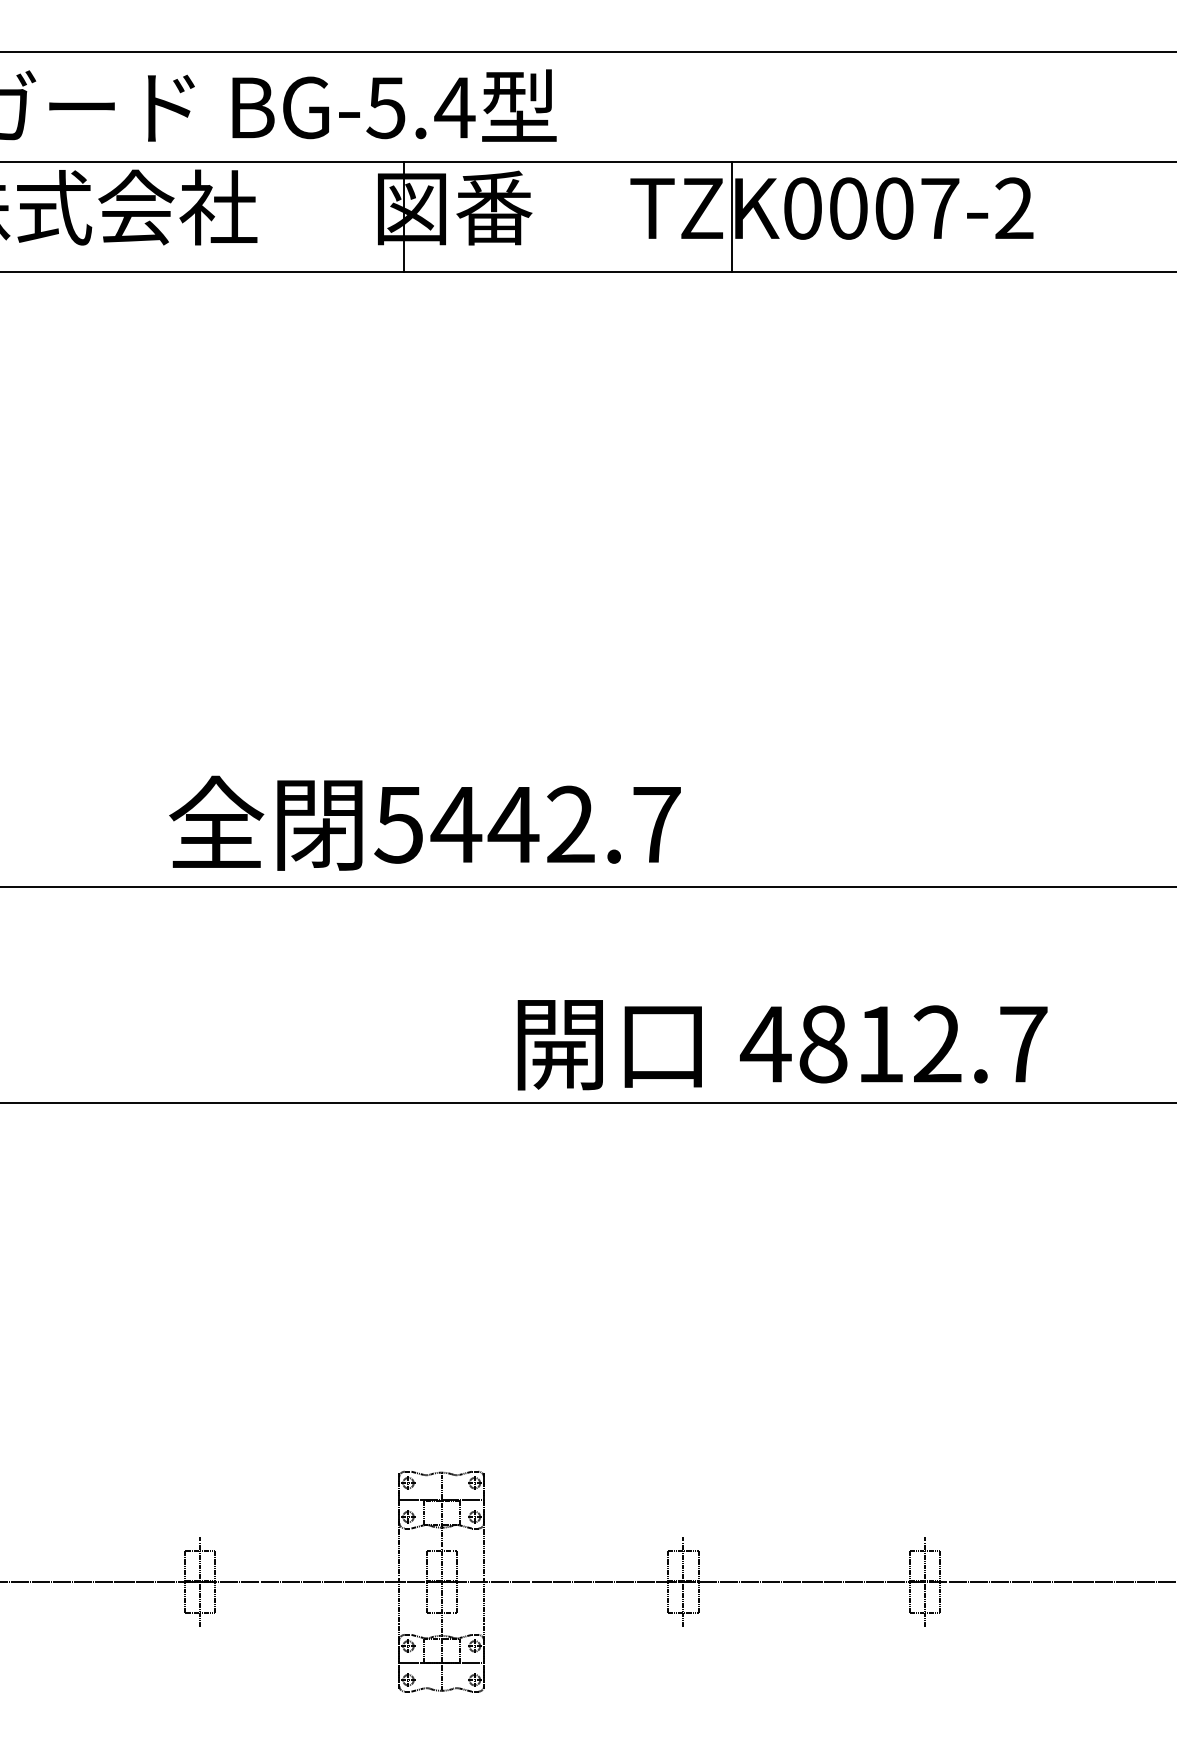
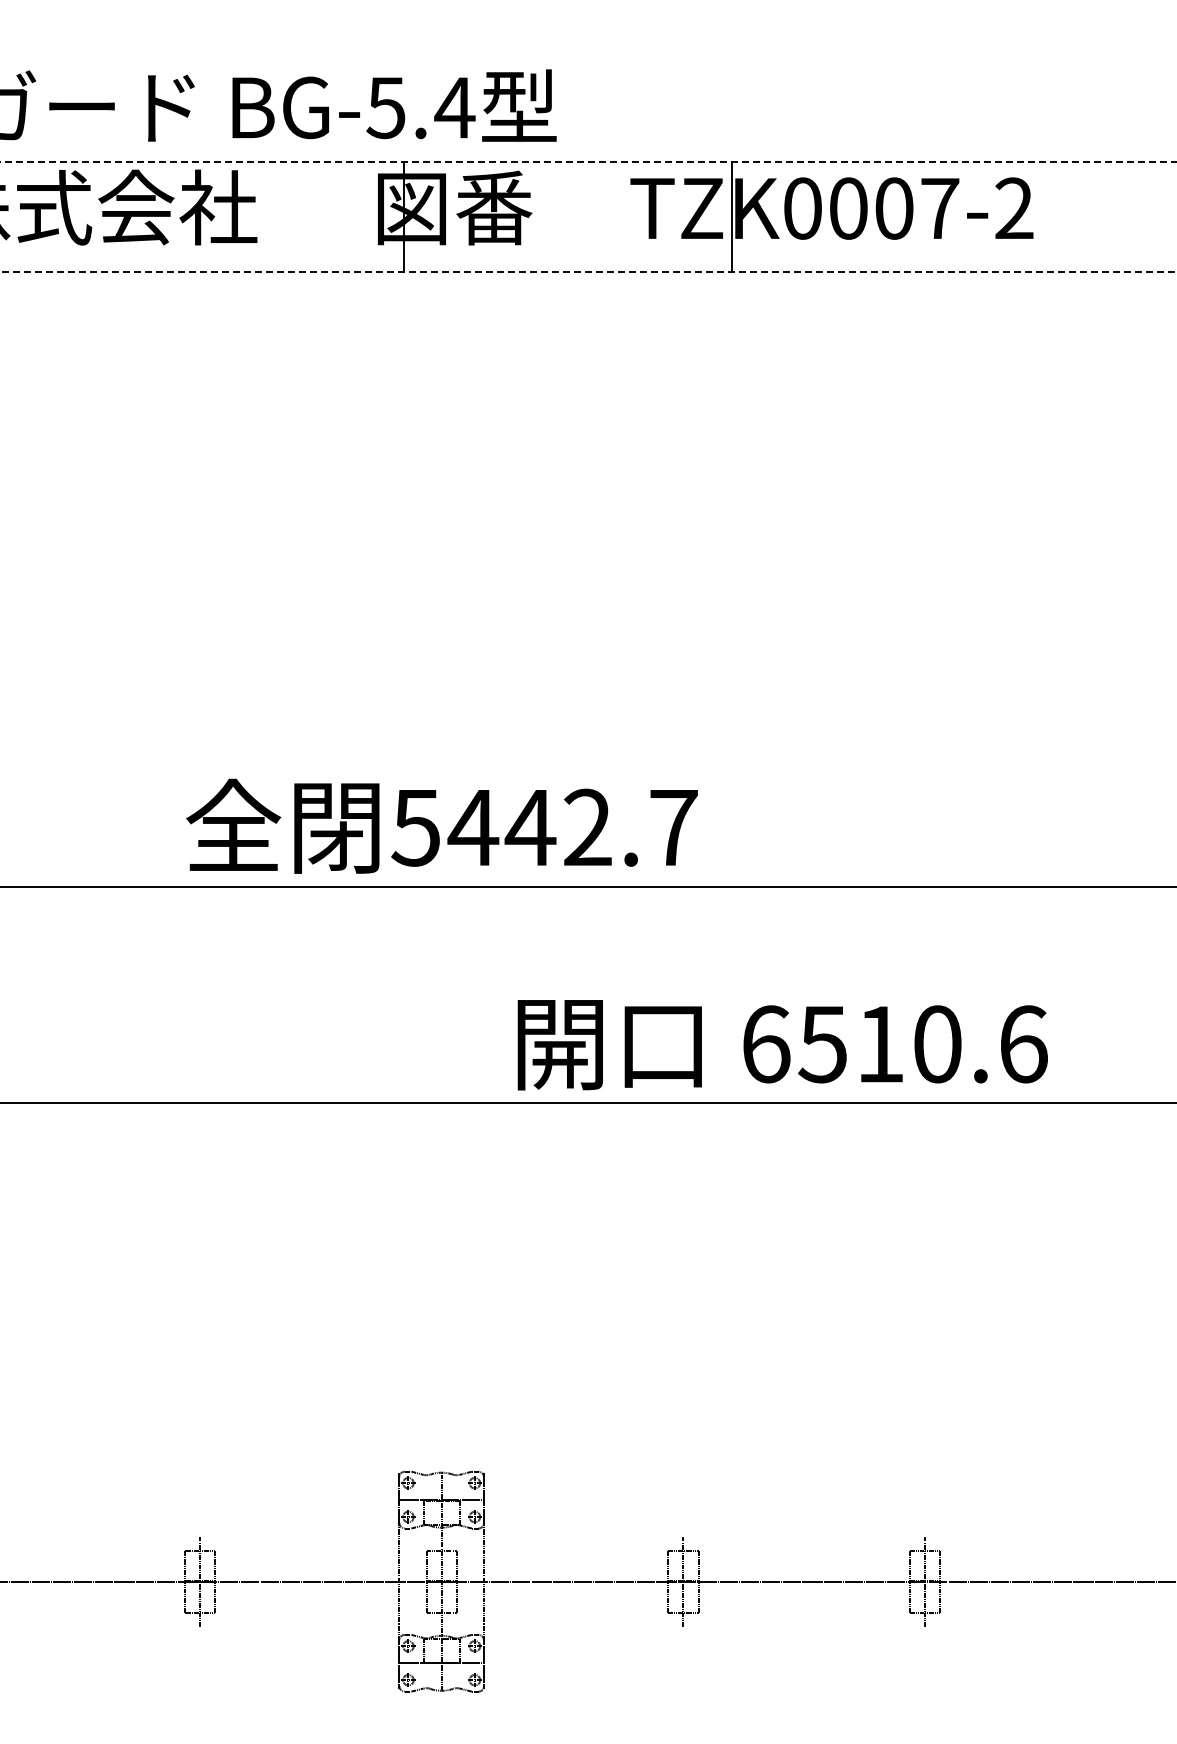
line: present -> none (587, 52)
line: solid -> dashed (588, 161)
line: solid -> dashed (588, 271)
text position: (424, 822) -> (441, 825) (441, 825)
text: 4812.7 -> 6510.6 (893, 1044)
